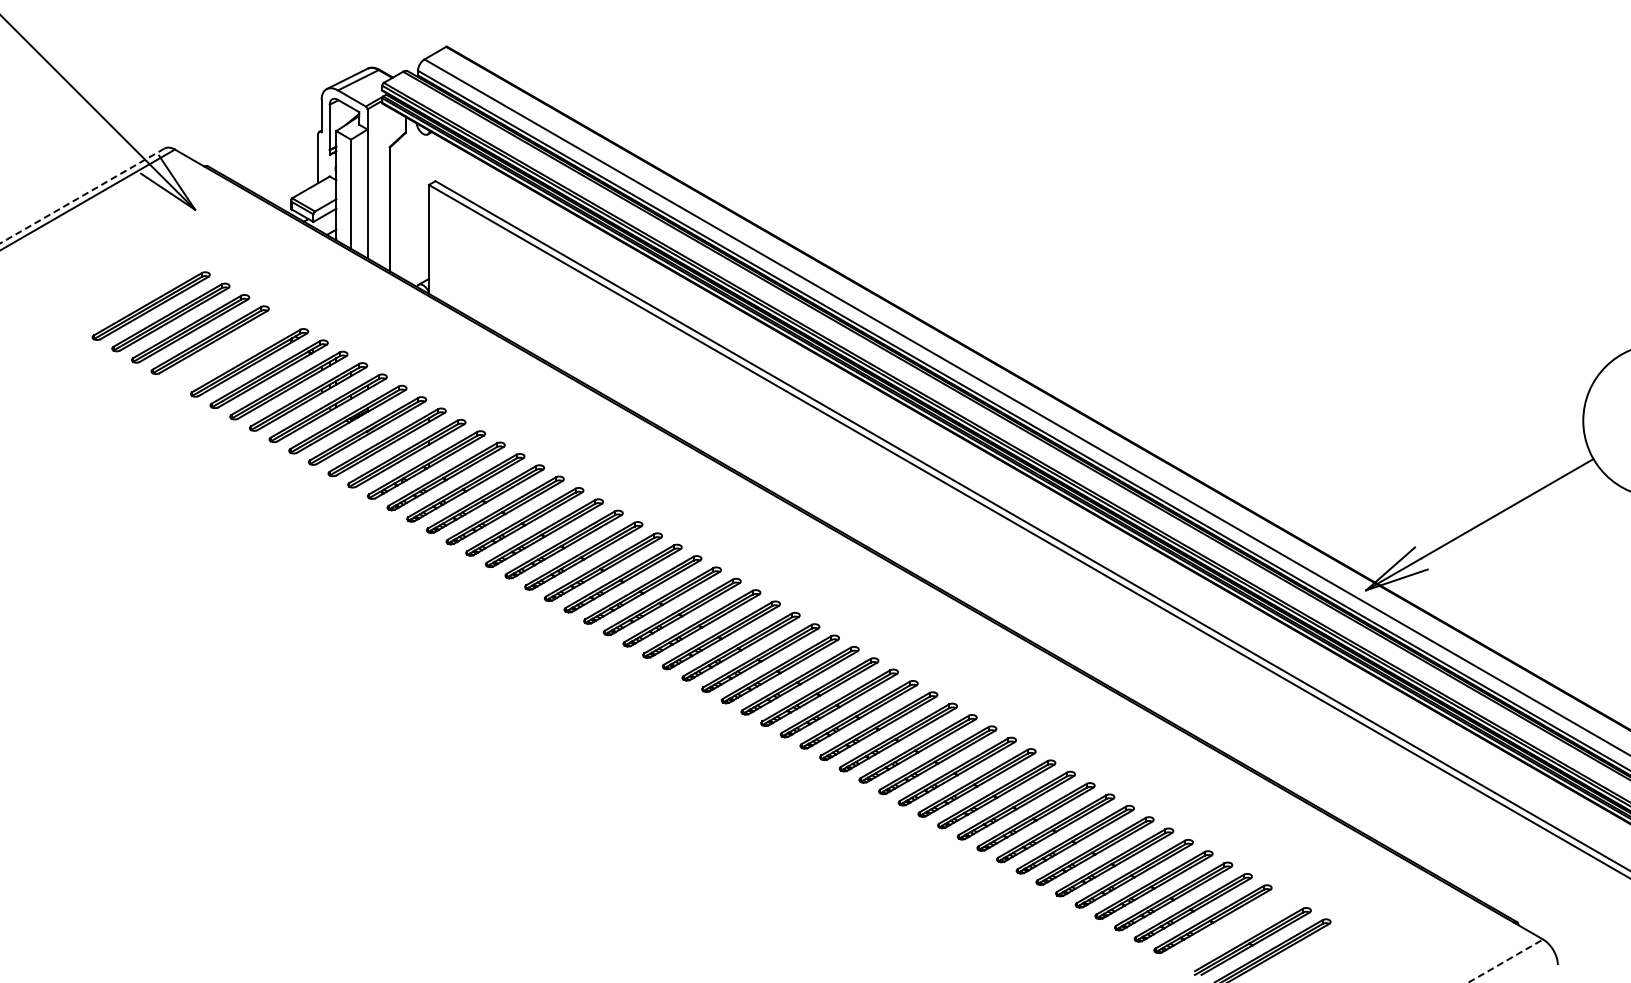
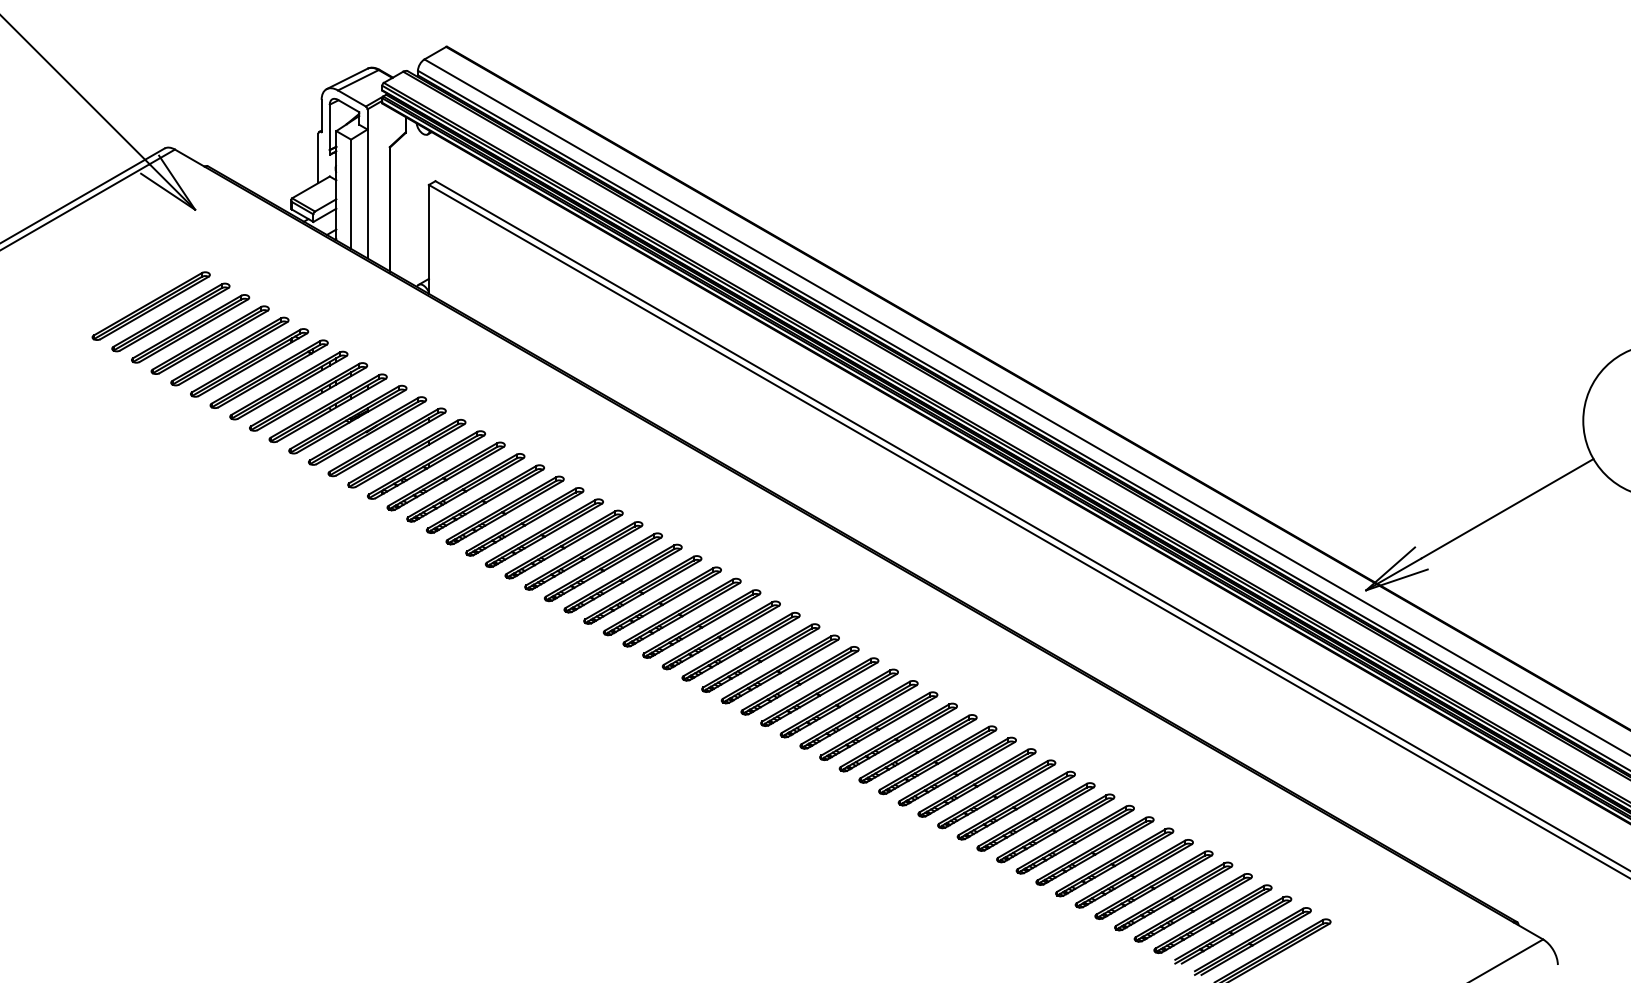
line: dashed -> solid (82, 196)
part: none -> present (229, 351)
part: none -> present (1233, 929)
line: dashed -> solid (1505, 960)
